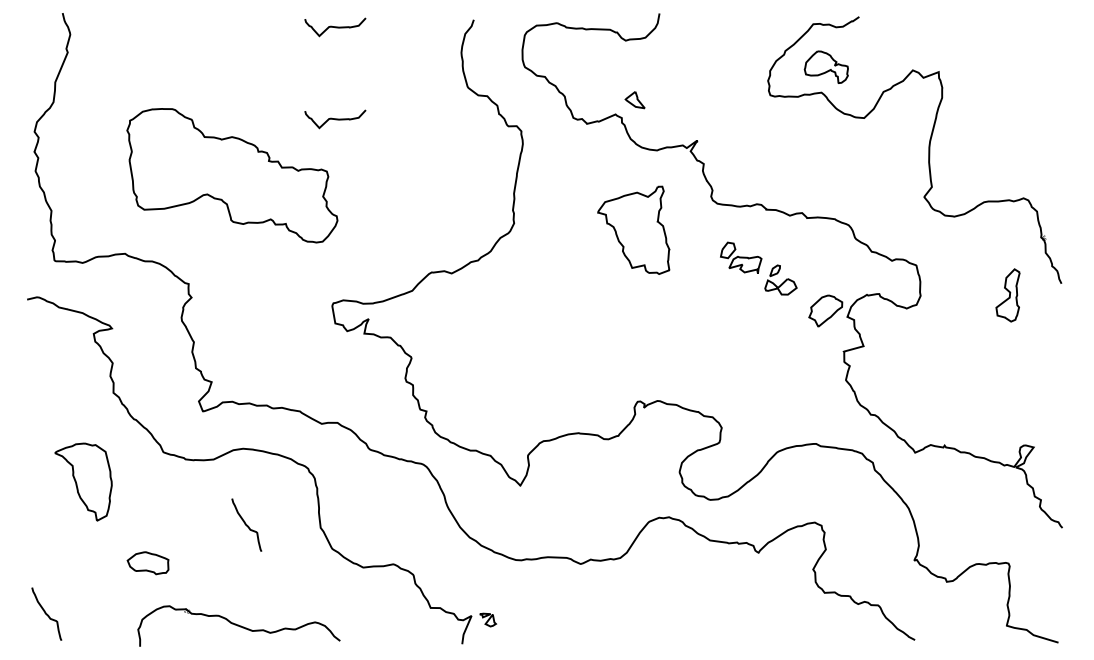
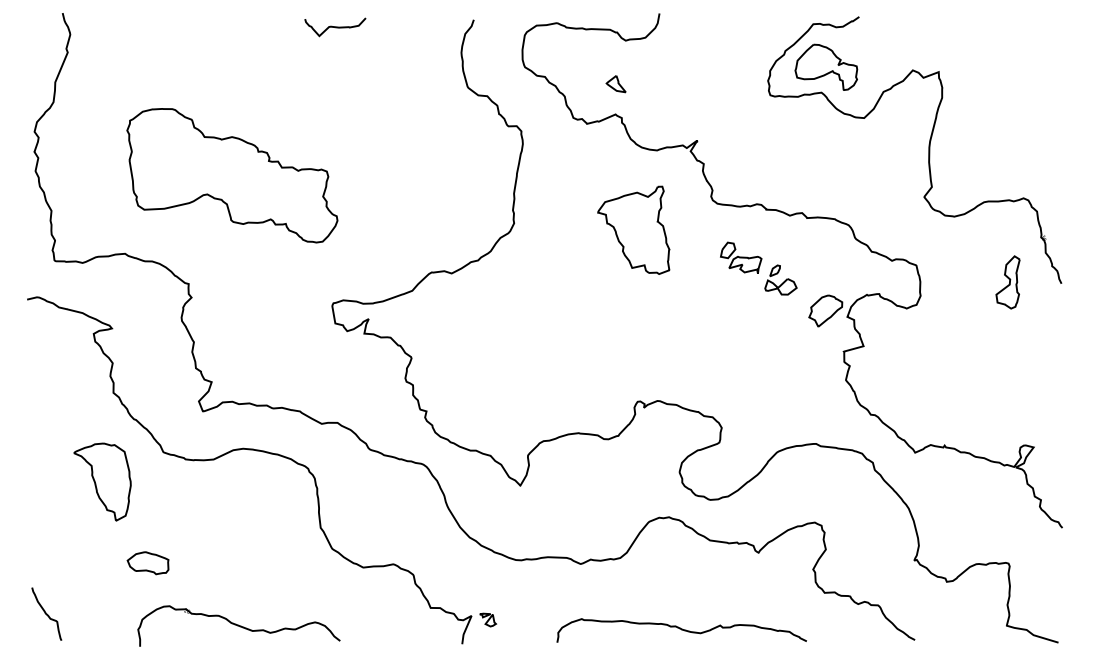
part size: 46x34 px -> 65x48 px (826, 66)
part position: (634, 100) -> (615, 84) (615, 84)
curve: present -> none (335, 119)
part position: (1007, 295) -> (1007, 282) (1007, 282)
part position: (83, 481) -> (102, 481) (102, 481)
curve: present -> none (246, 524)
curve: none -> present (681, 630)
